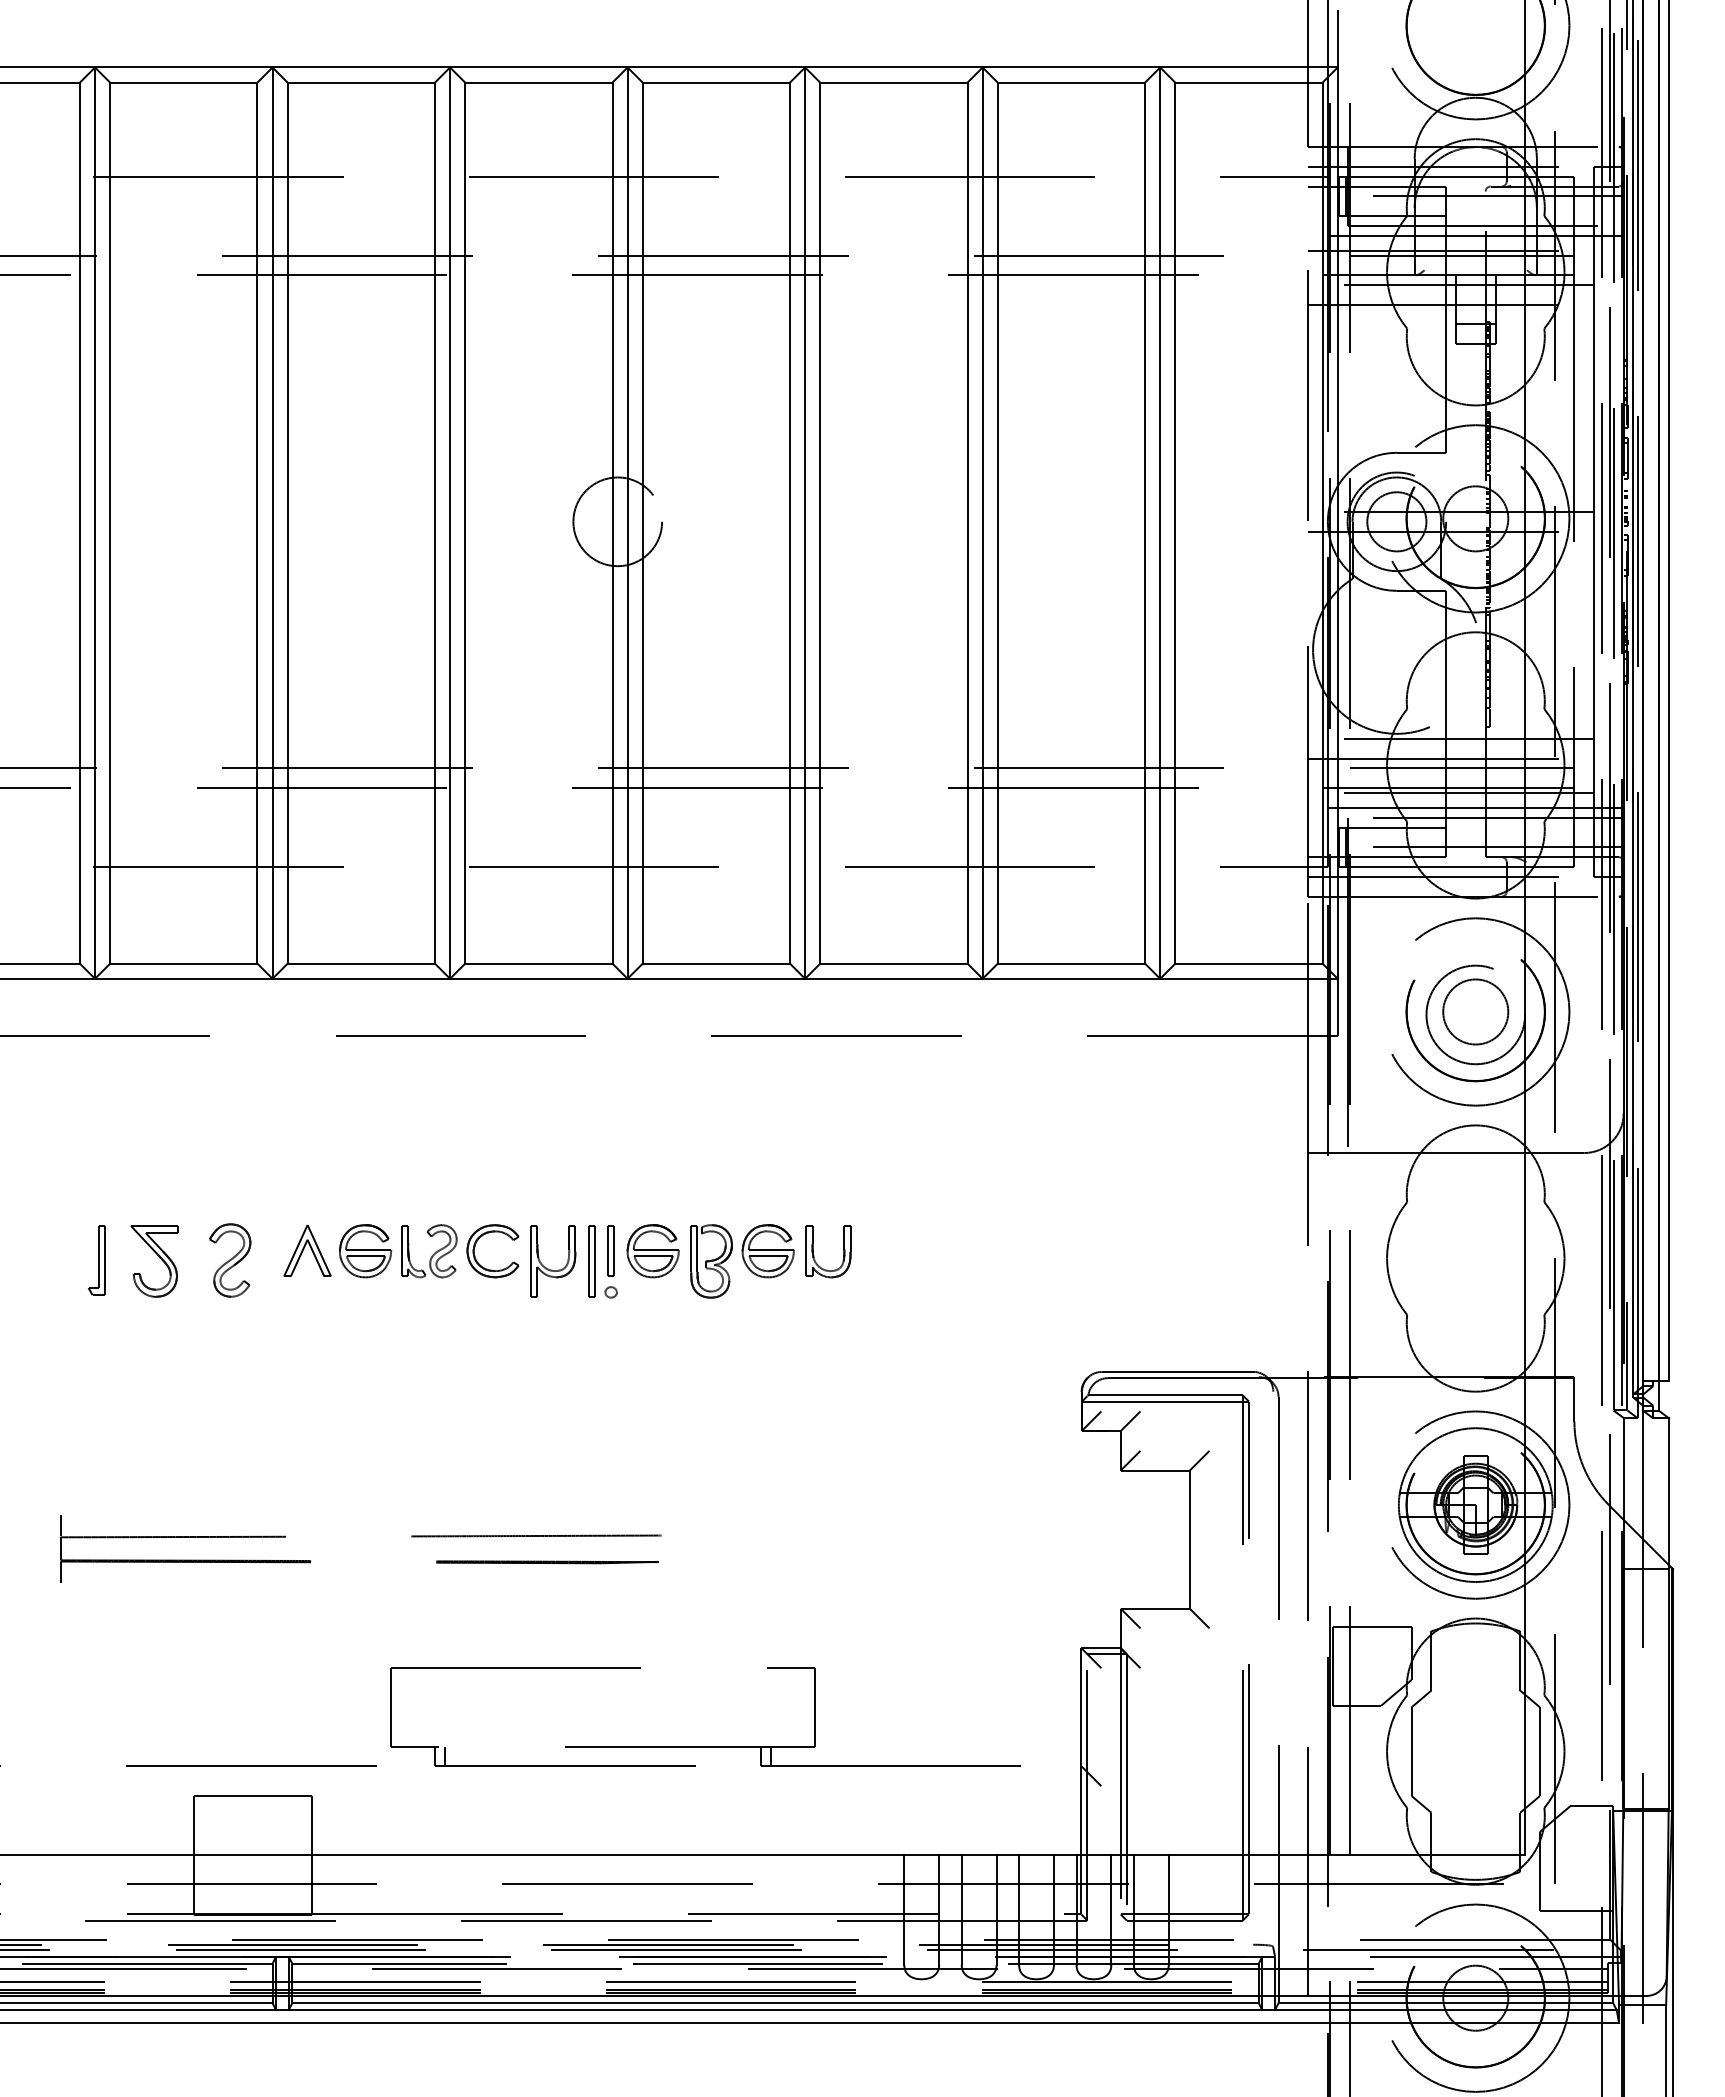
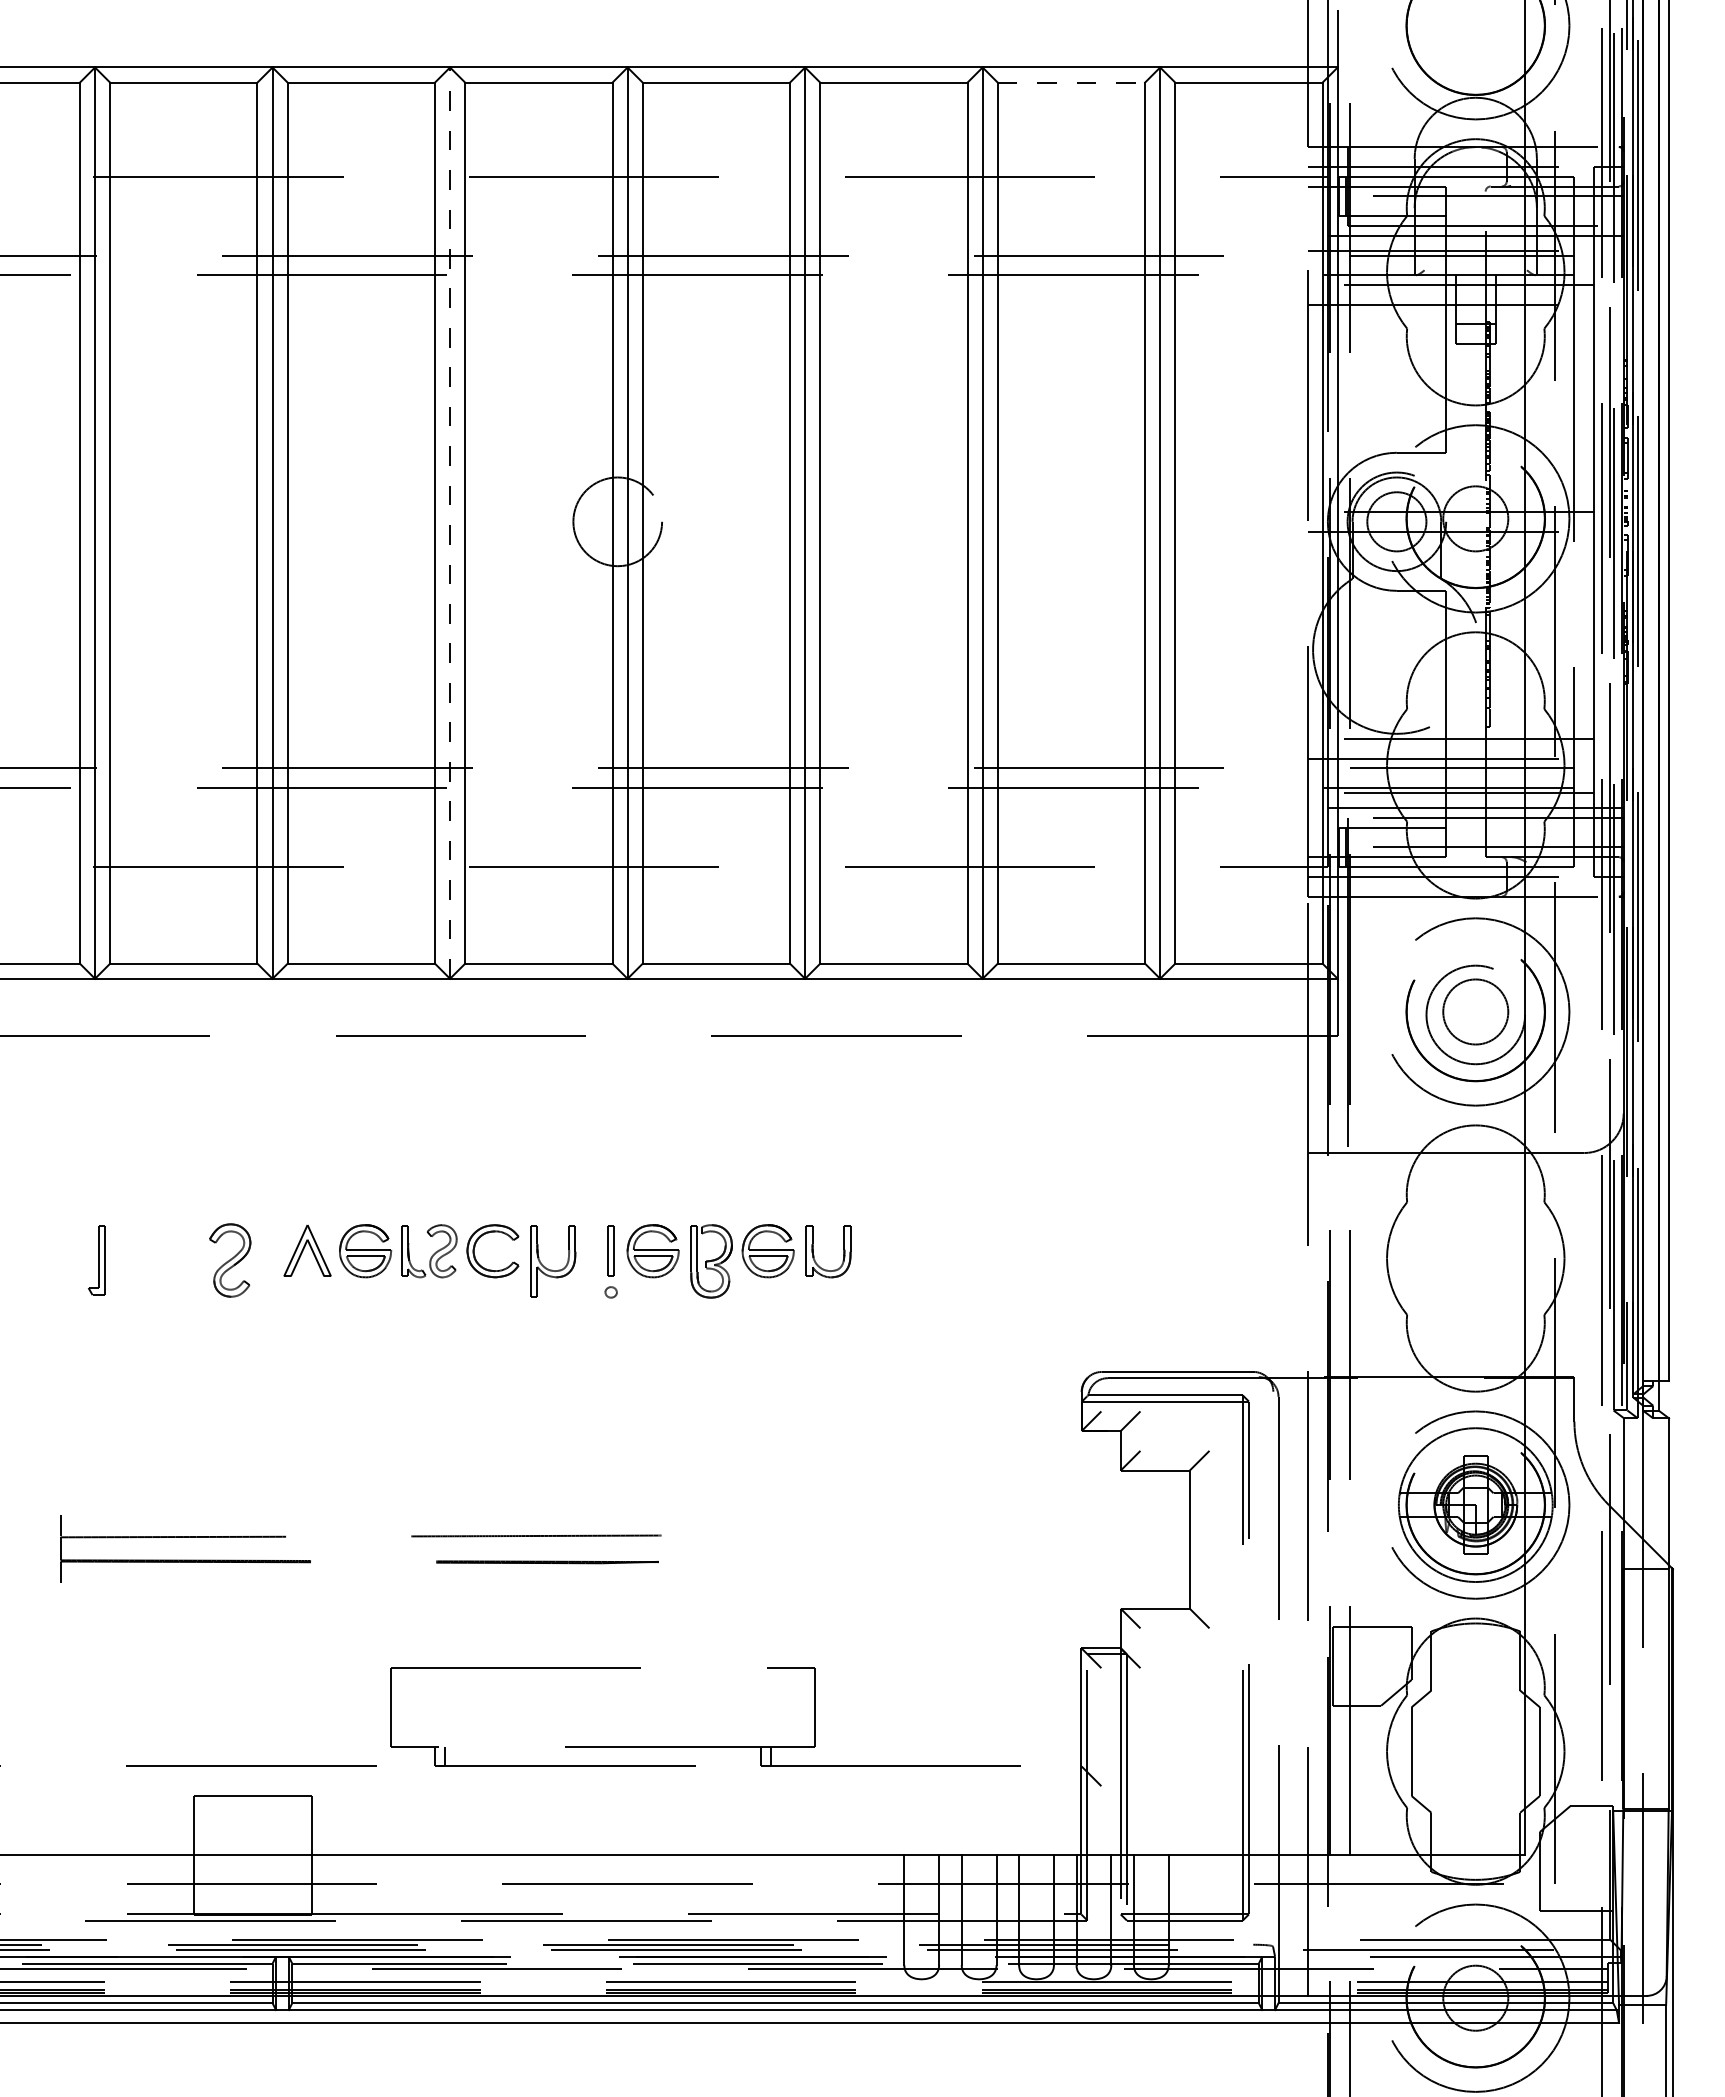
line: solid -> dashed (1071, 82)
line: solid -> dashed (450, 523)
part: present -> none (160, 1259)
part: present -> none (591, 1261)
